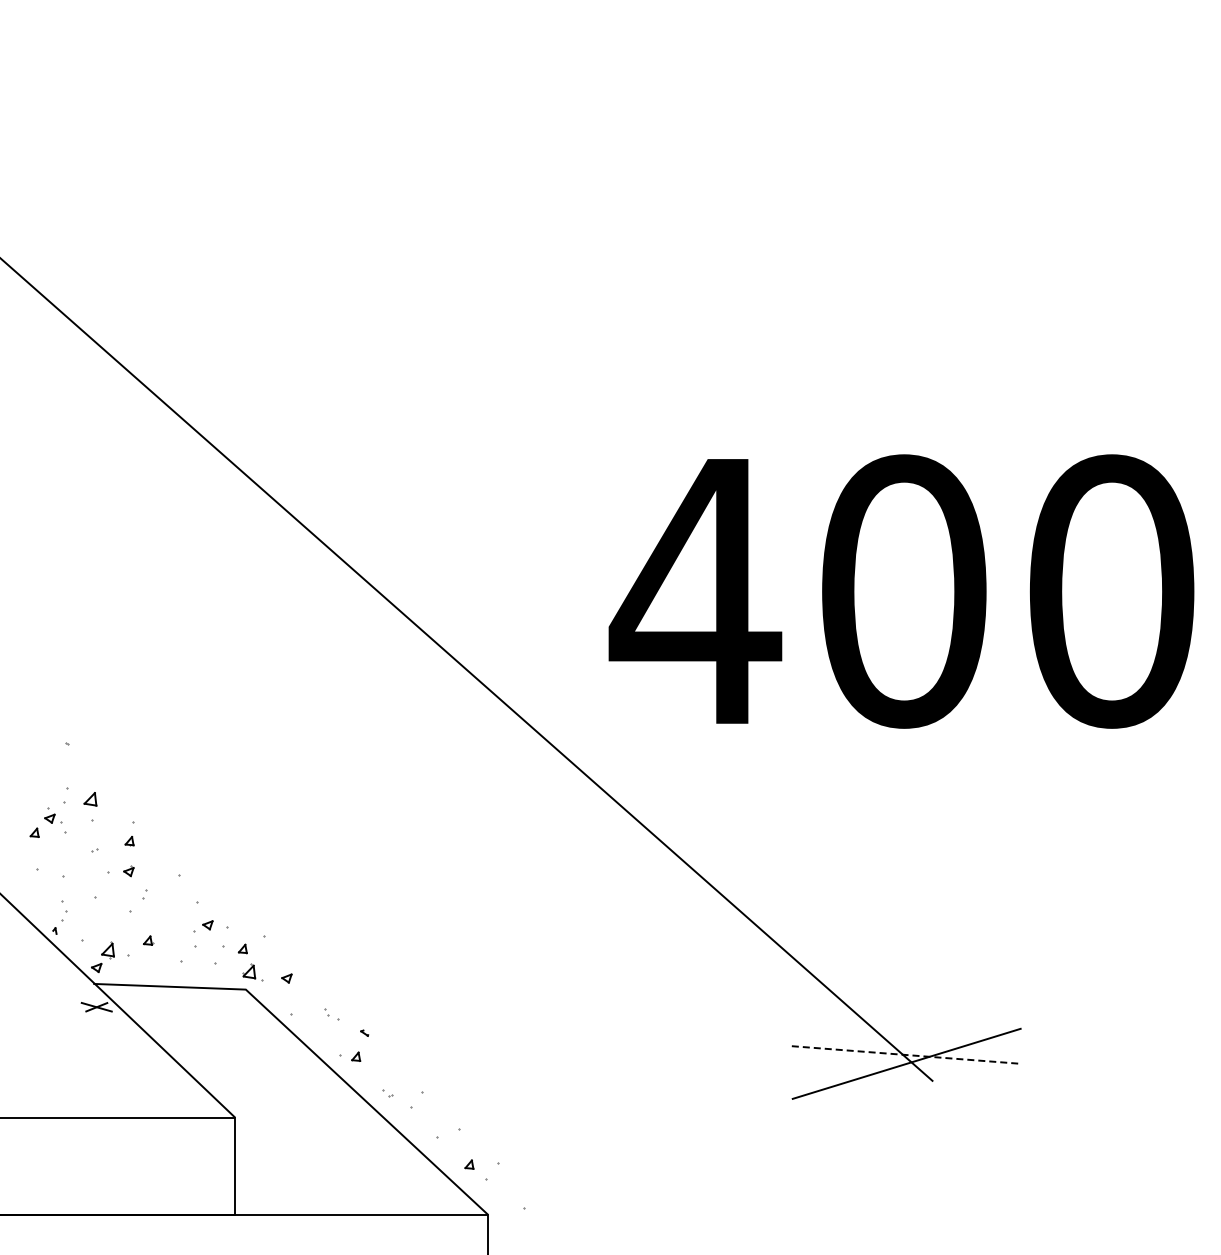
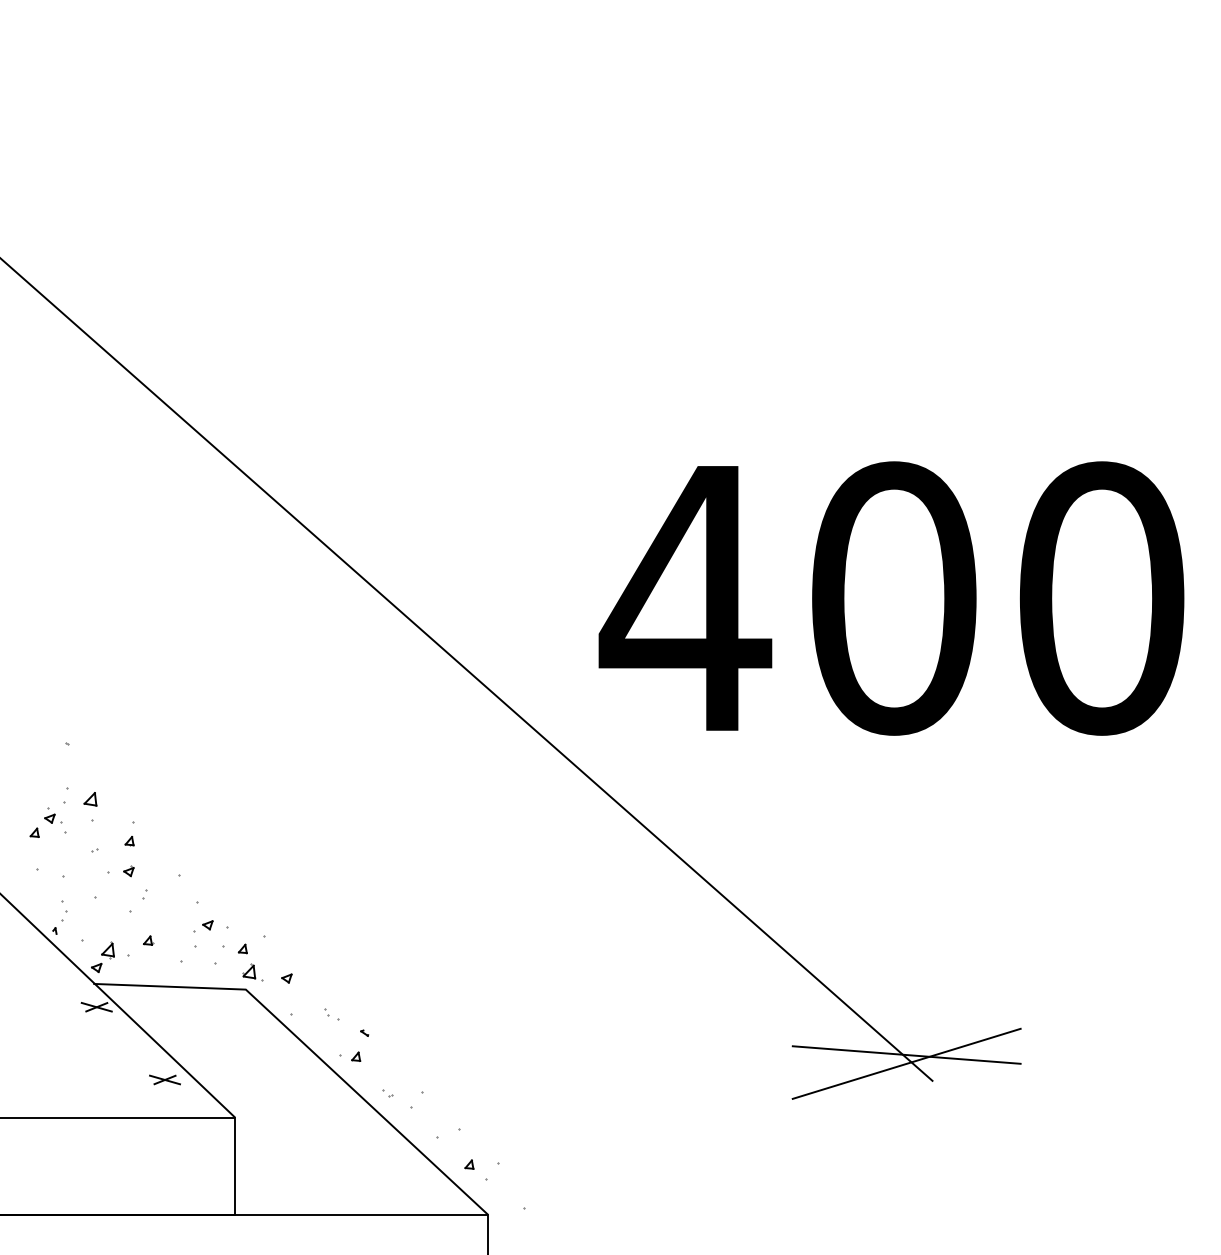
text position: (901, 591) -> (891, 598) (891, 598)
line: dashed -> solid (907, 1055)
part: none -> present (164, 1079)
